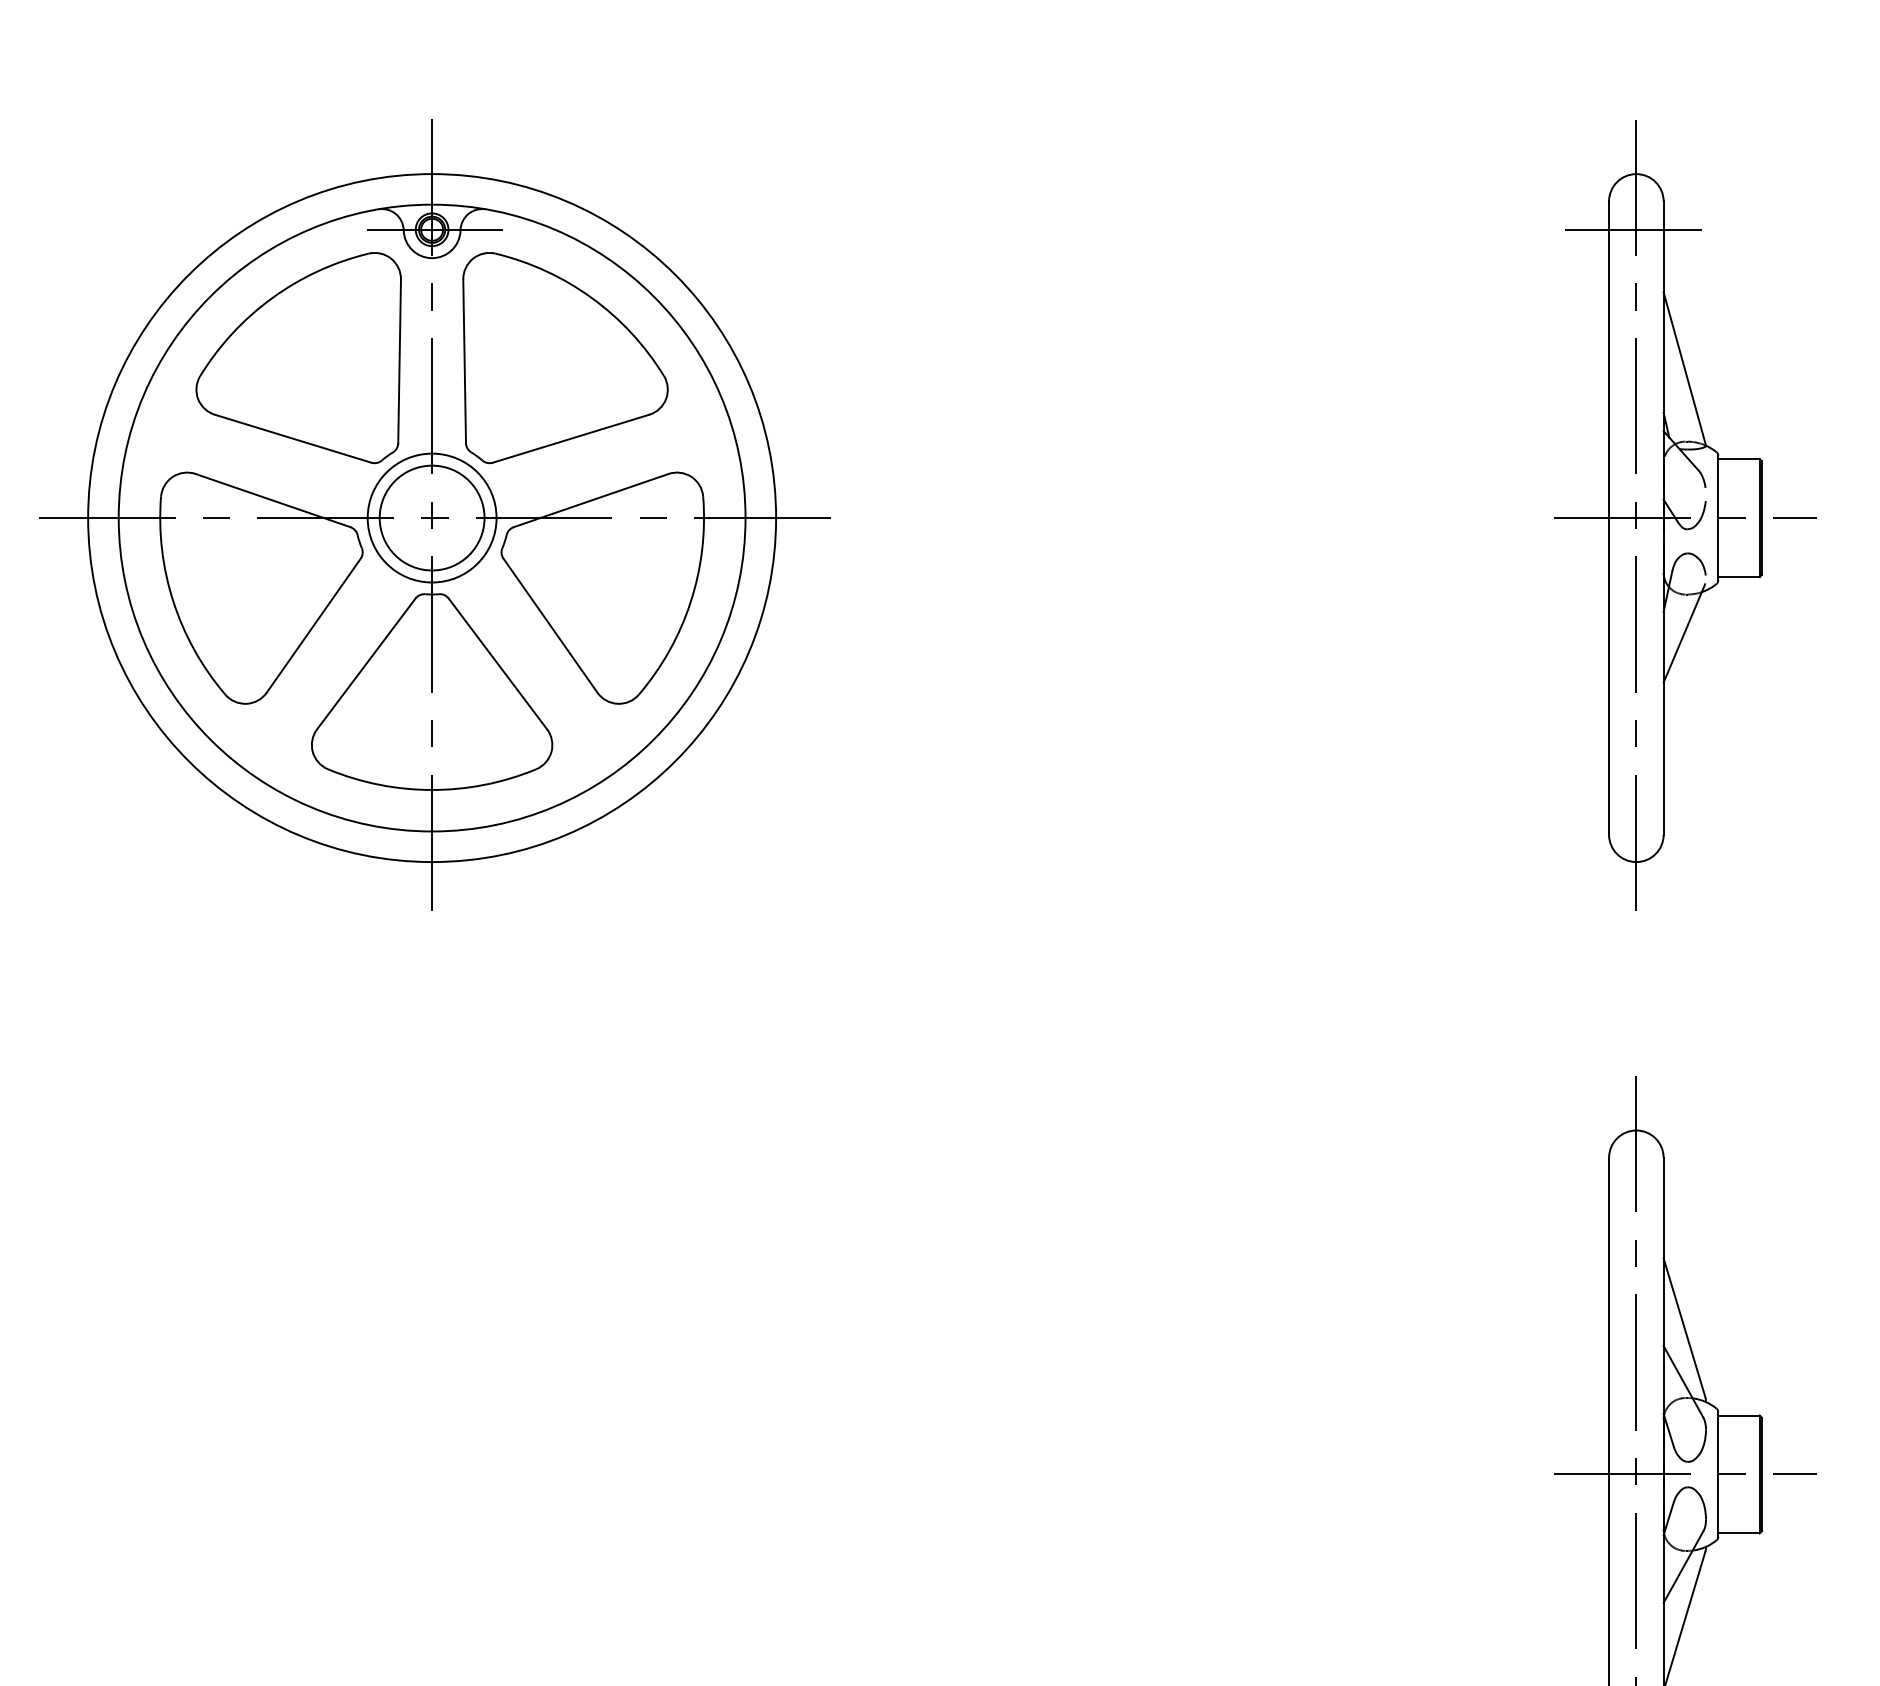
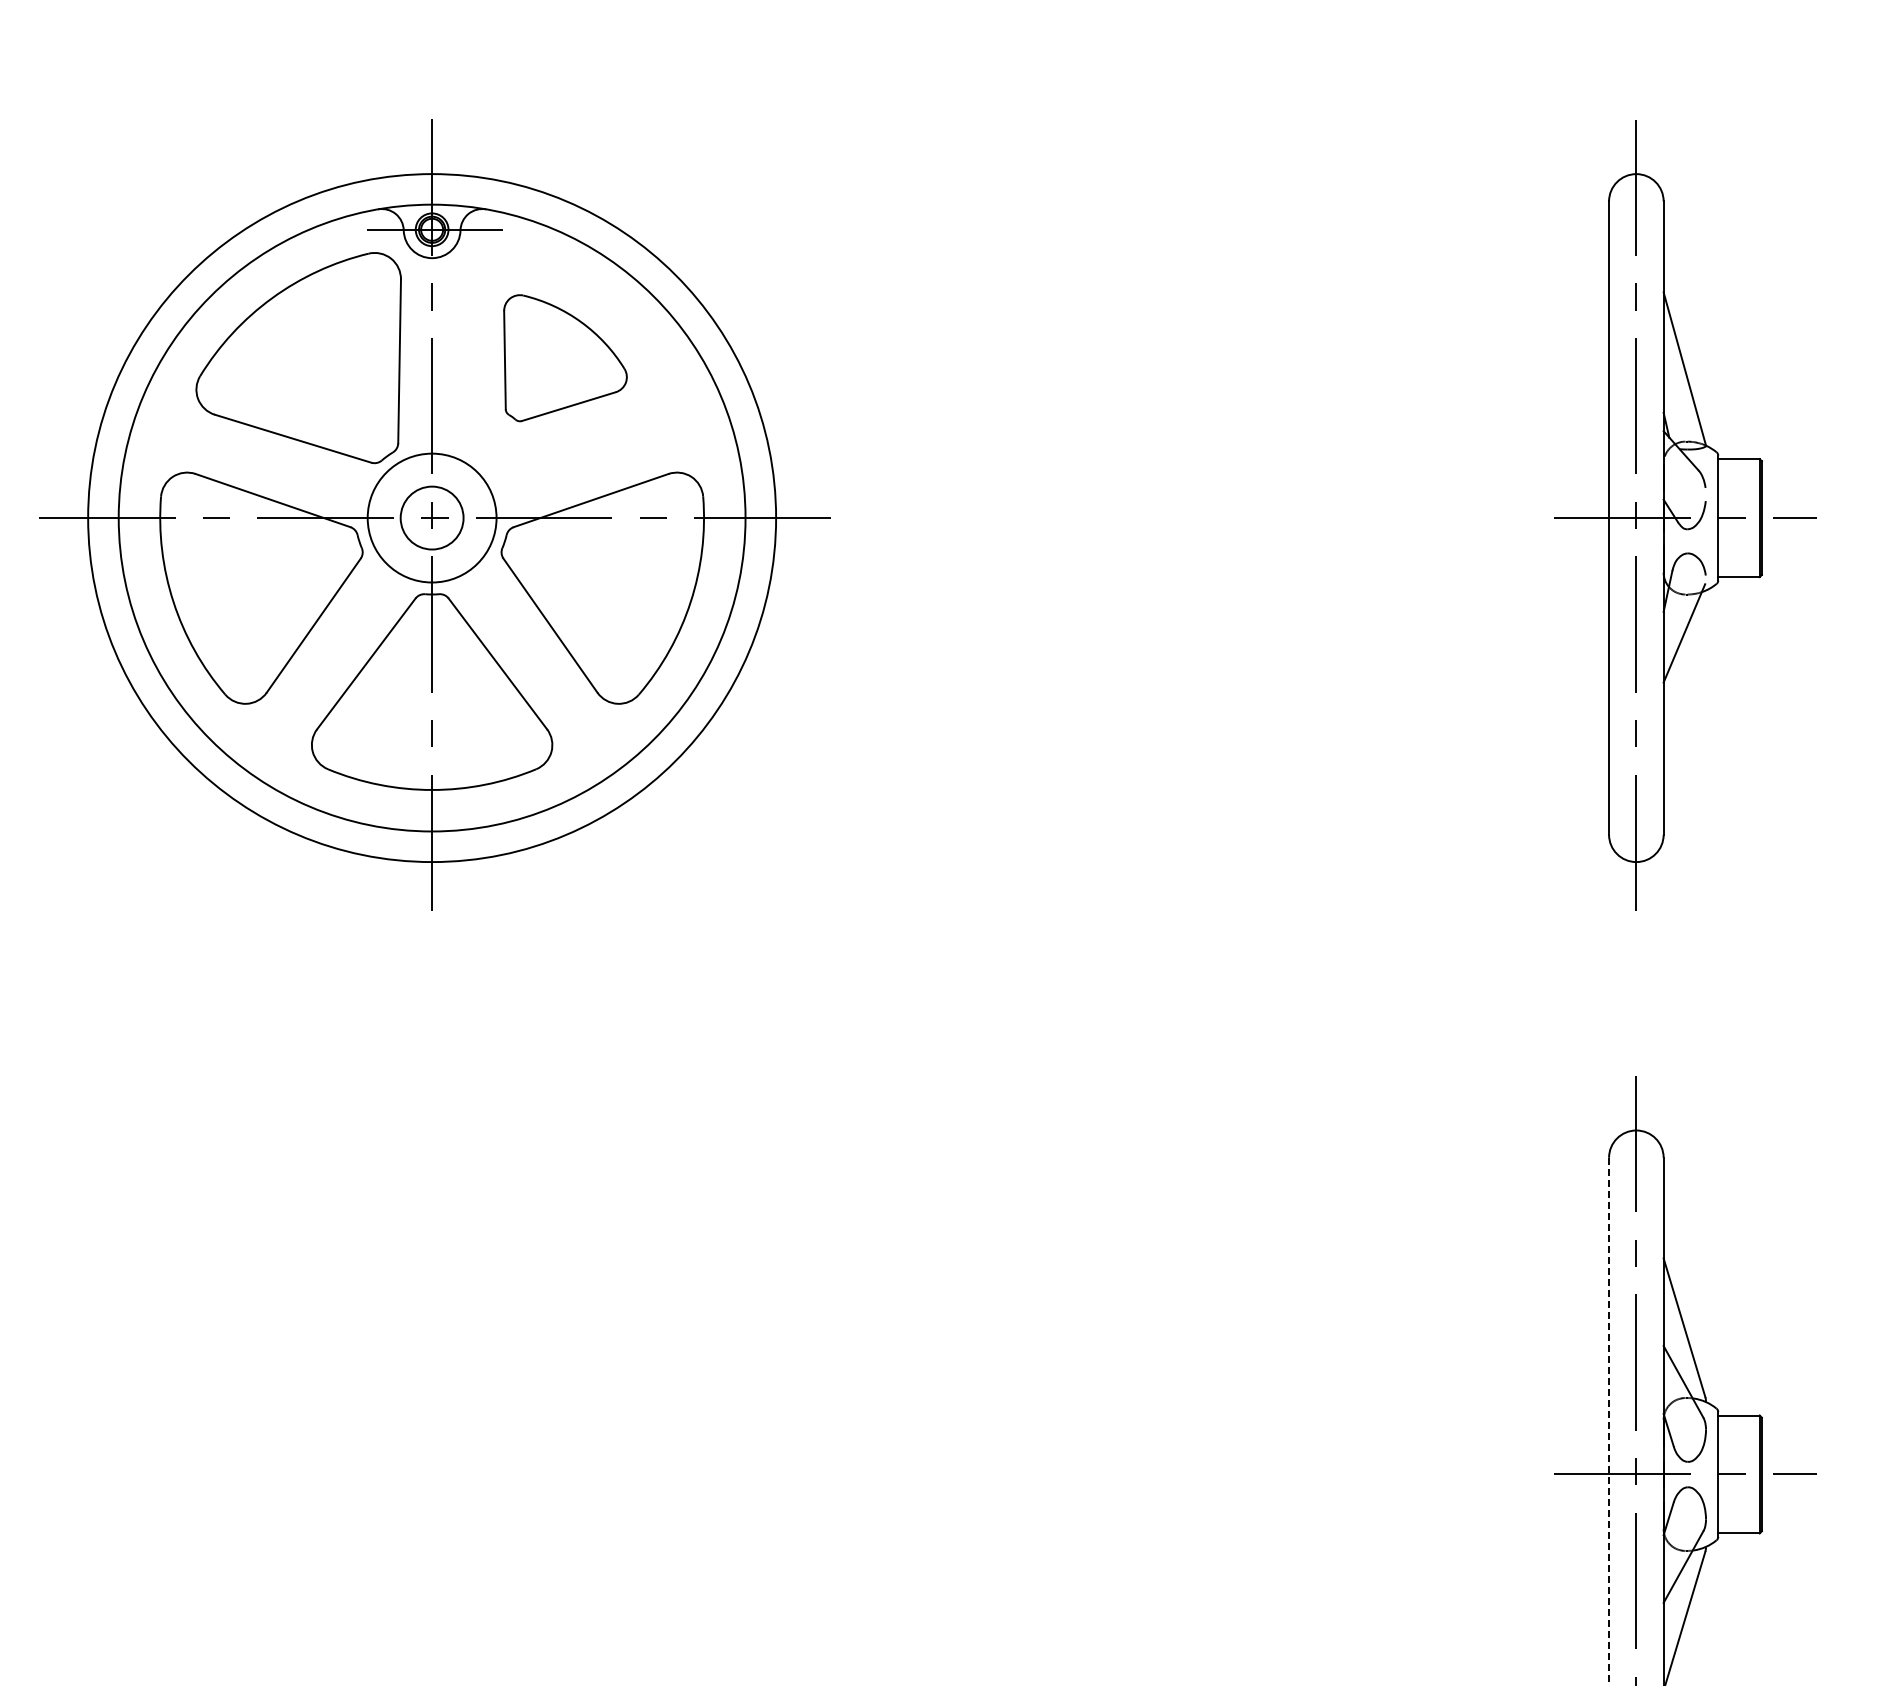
line: present -> none (1636, 229)
part size: 207x213 px -> 125x129 px (565, 358)
circle diameter: 105 px -> 63 px (431, 517)
line: solid -> dashed (1609, 1421)
